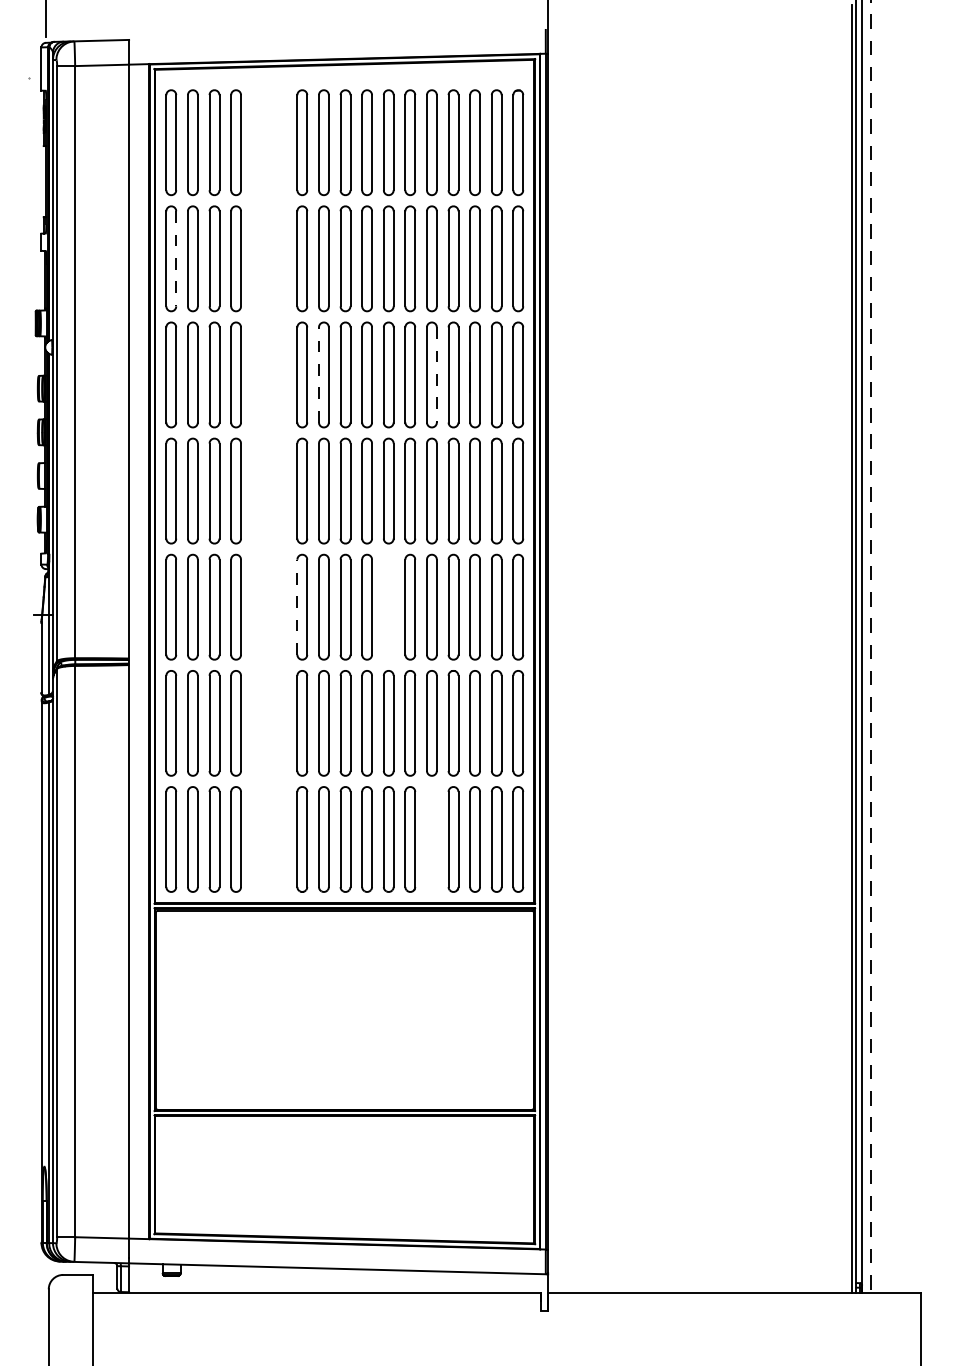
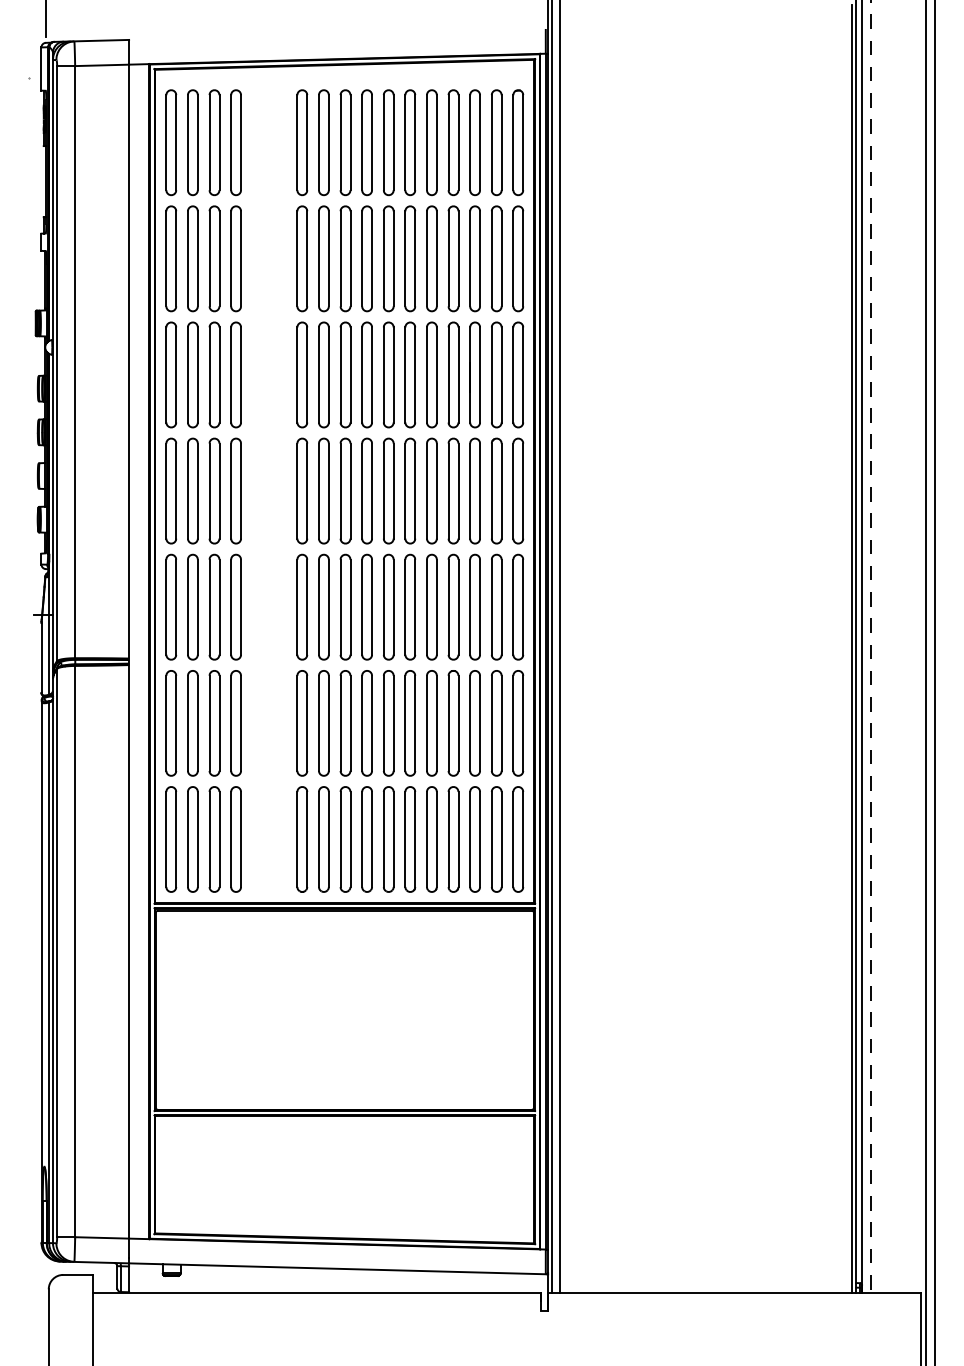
line: dashed -> solid (176, 258)
line: dashed -> solid (318, 374)
line: dashed -> solid (436, 374)
part: none -> present (388, 606)
line: dashed -> solid (297, 607)
line: none -> present (551, 647)
line: none -> present (559, 647)
line: none -> present (926, 682)
line: none -> present (935, 682)
part: none -> present (431, 839)
